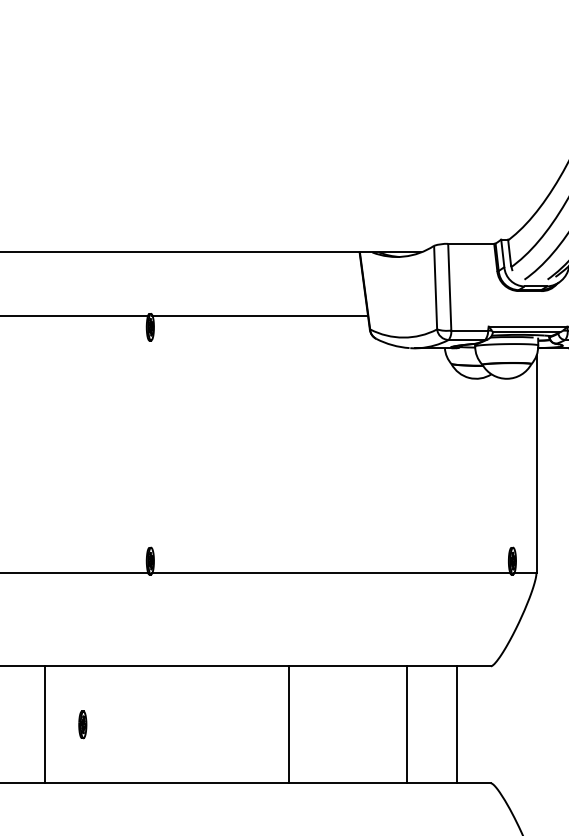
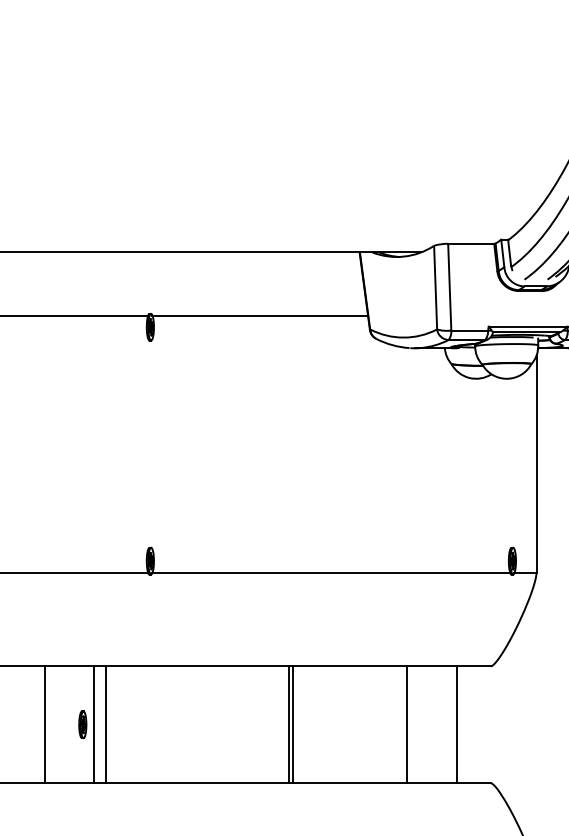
line: none -> present (94, 724)
line: none -> present (106, 724)
line: none -> present (292, 724)
